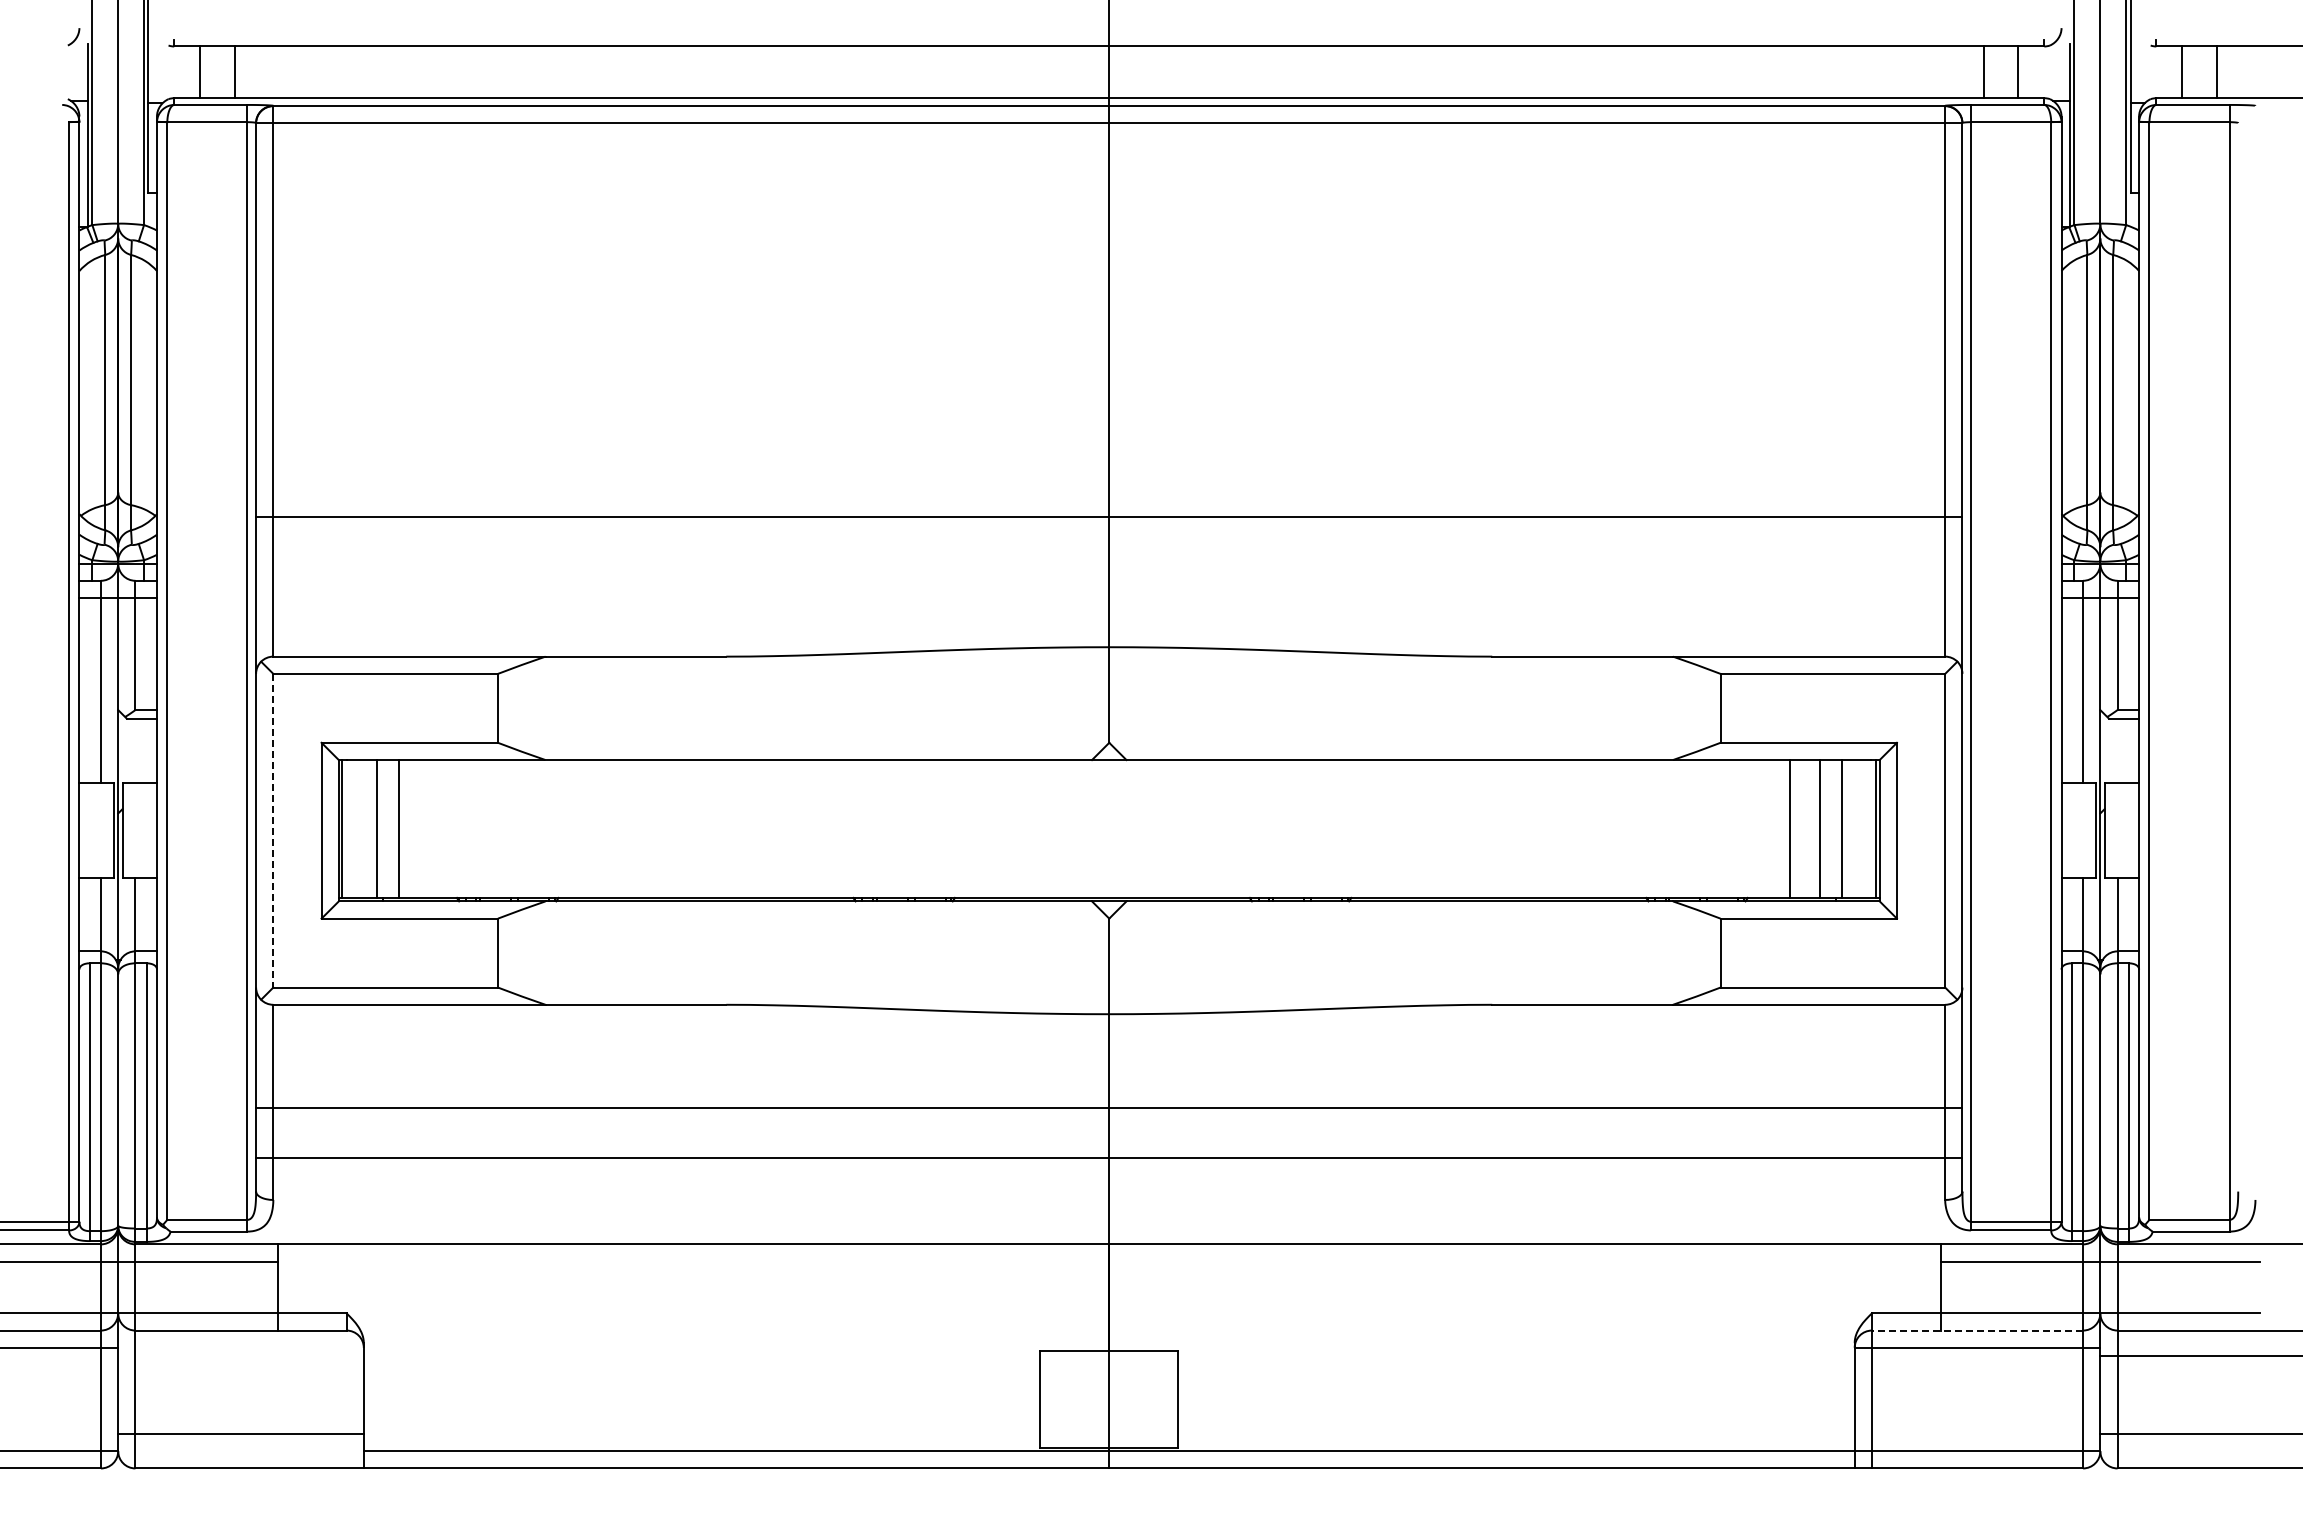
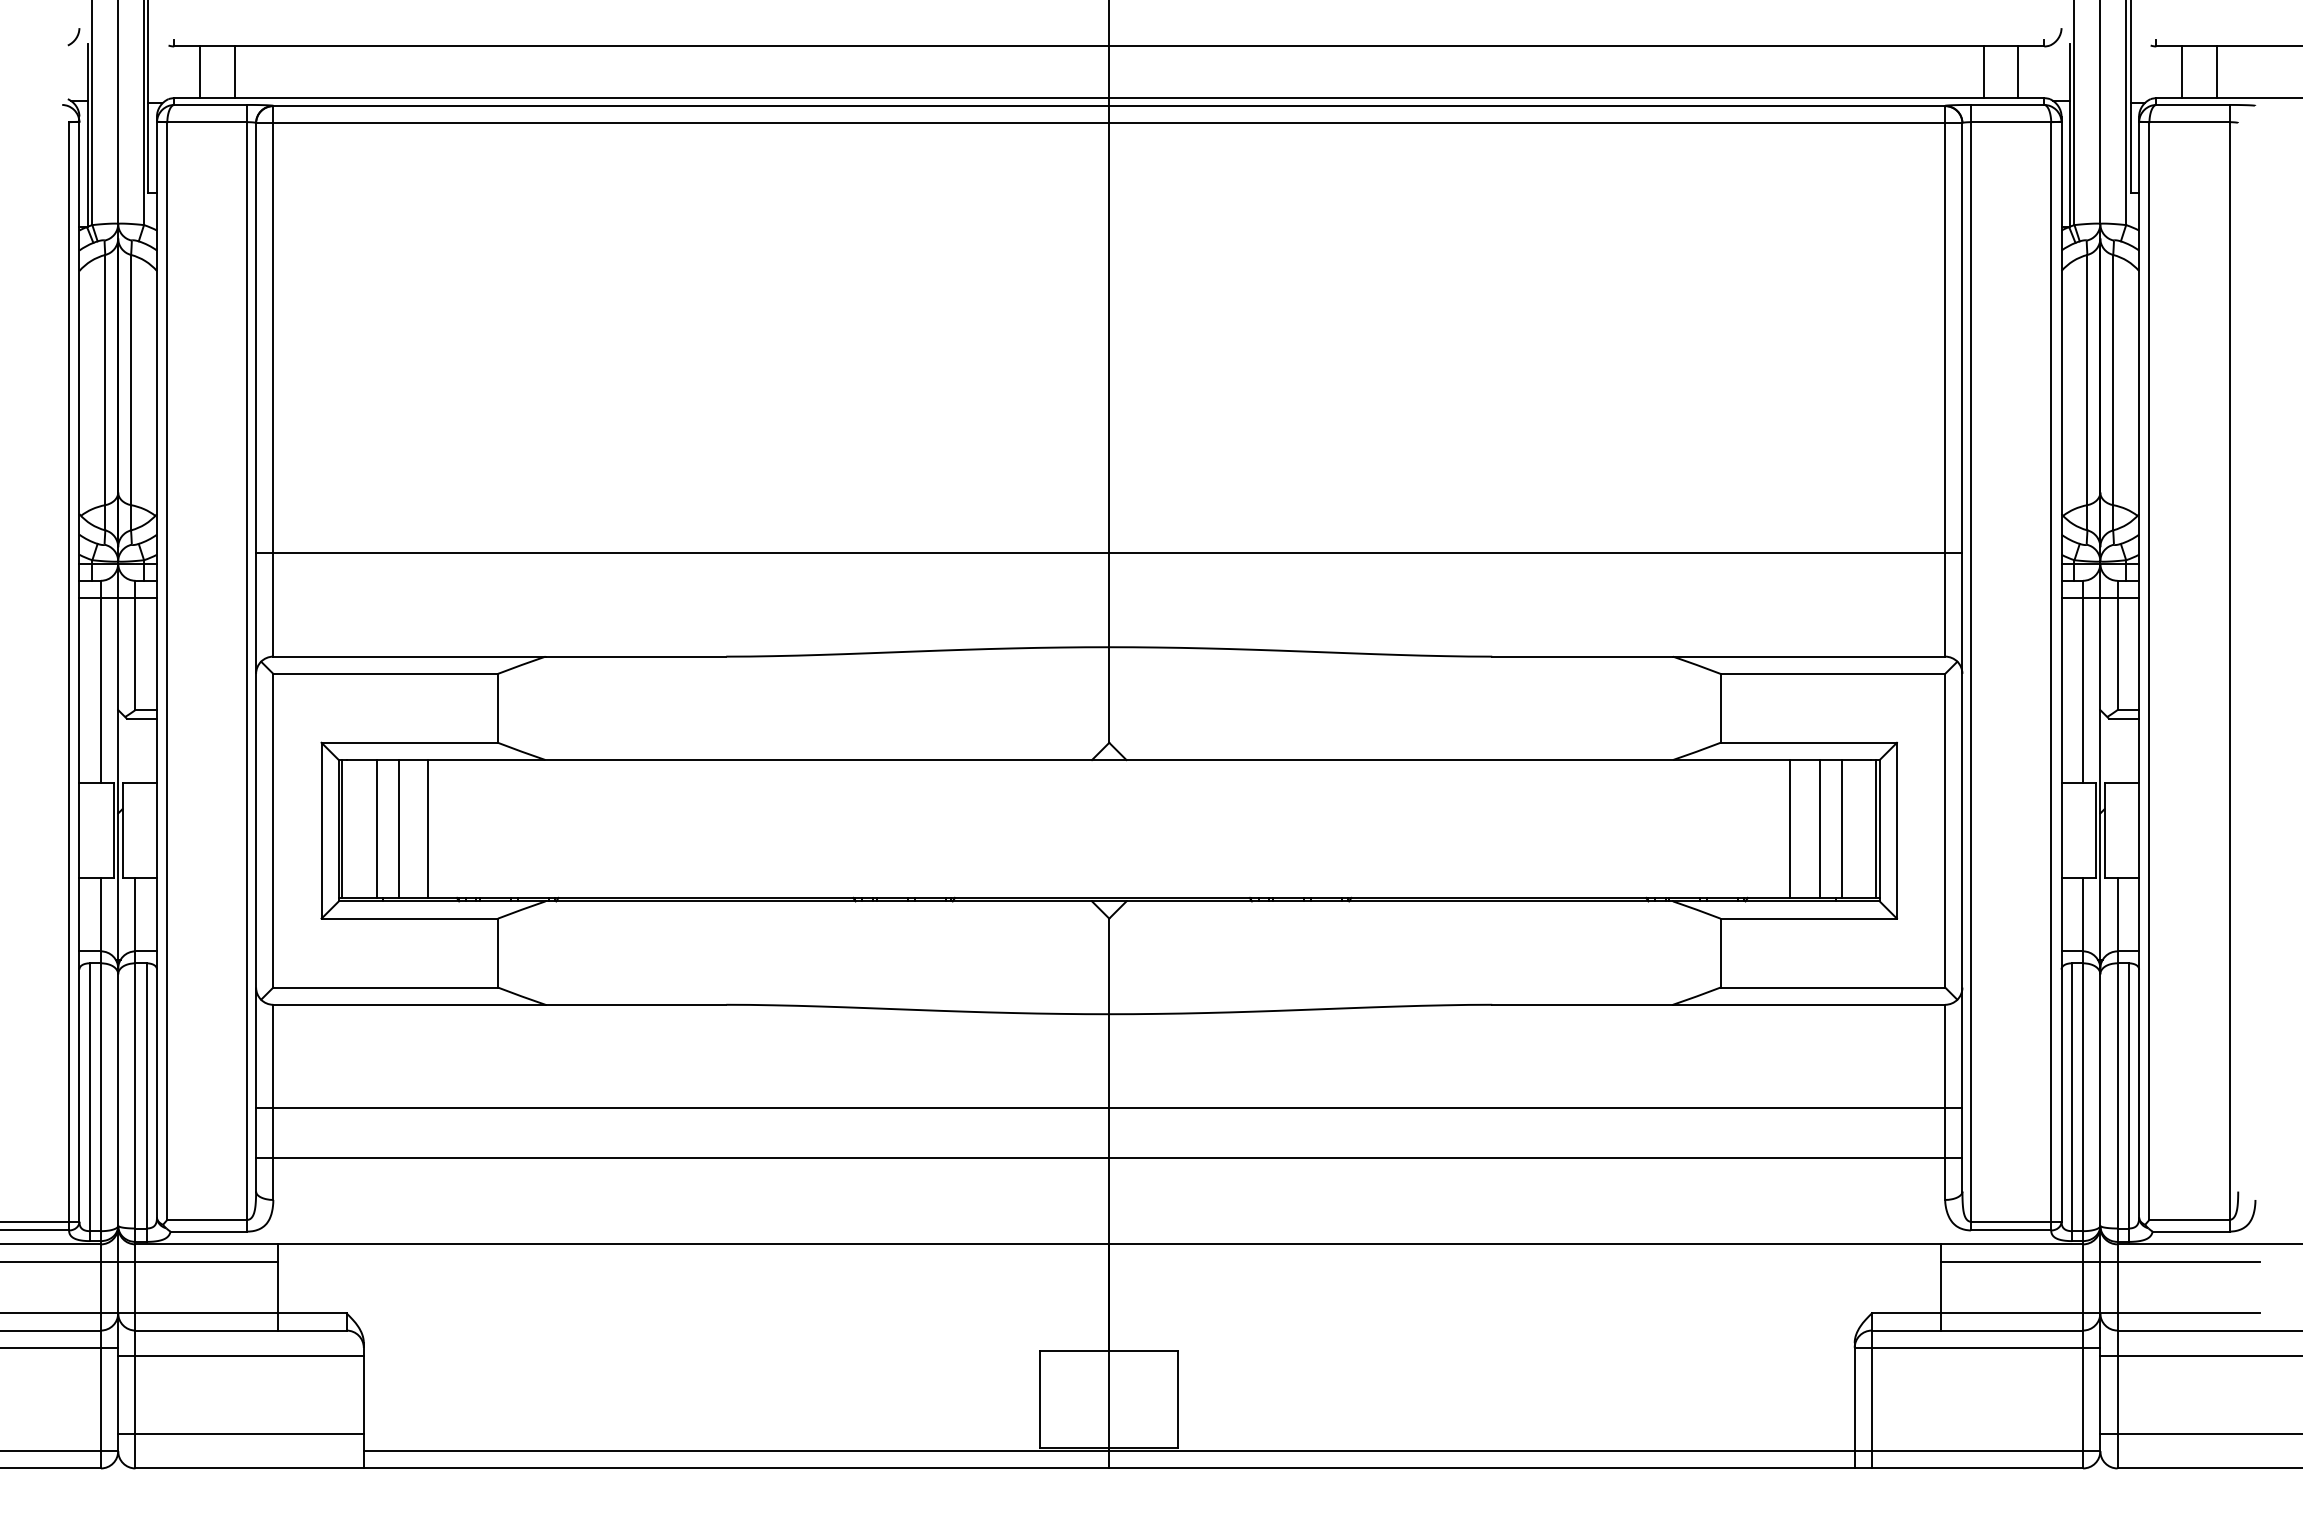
line position: (1109, 517) -> (1109, 553) (1109, 553)
line: none -> present (428, 828)
line: dashed -> solid (273, 830)
line: dashed -> solid (1977, 1330)
line: none -> present (240, 1356)
